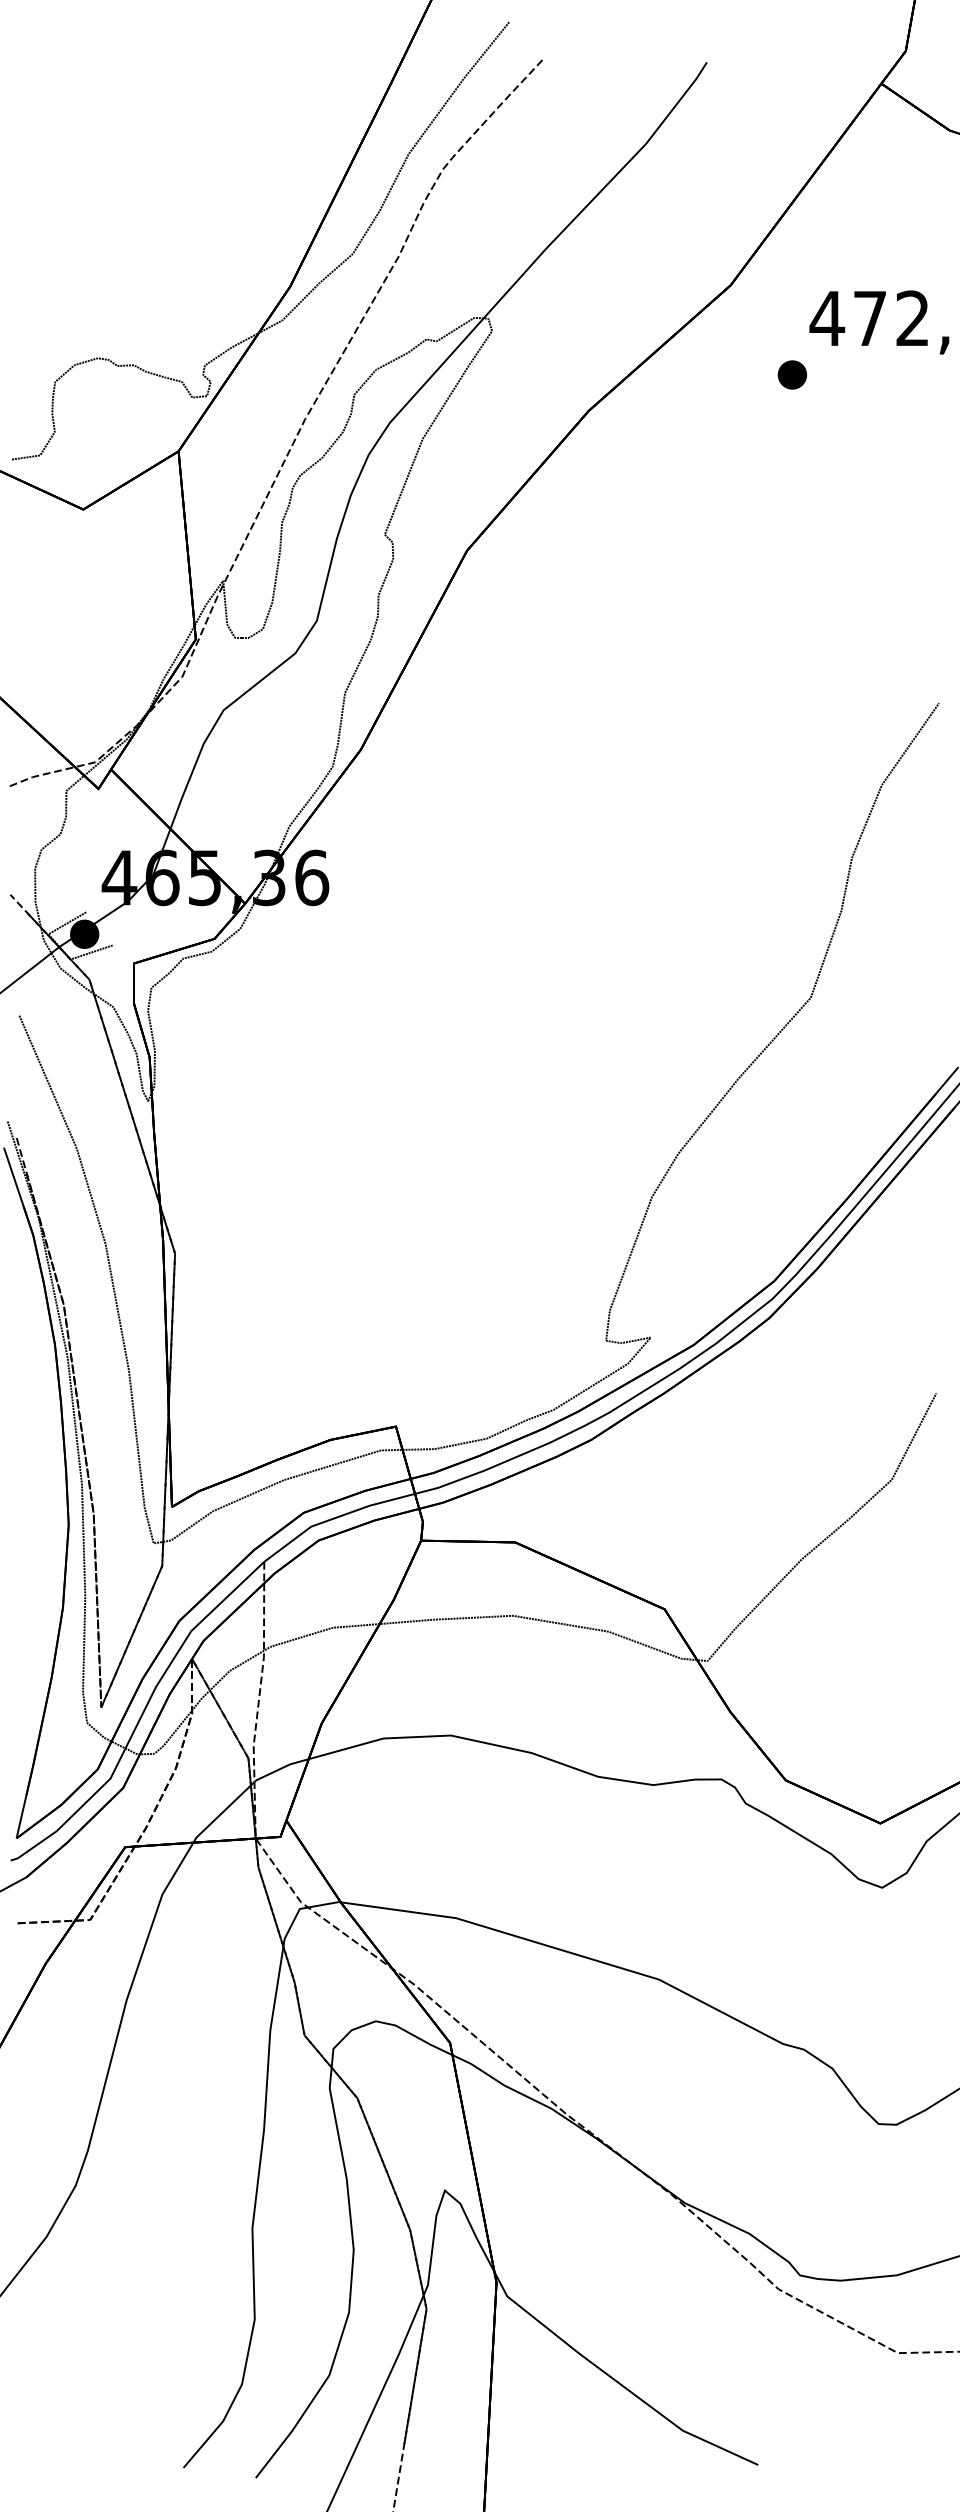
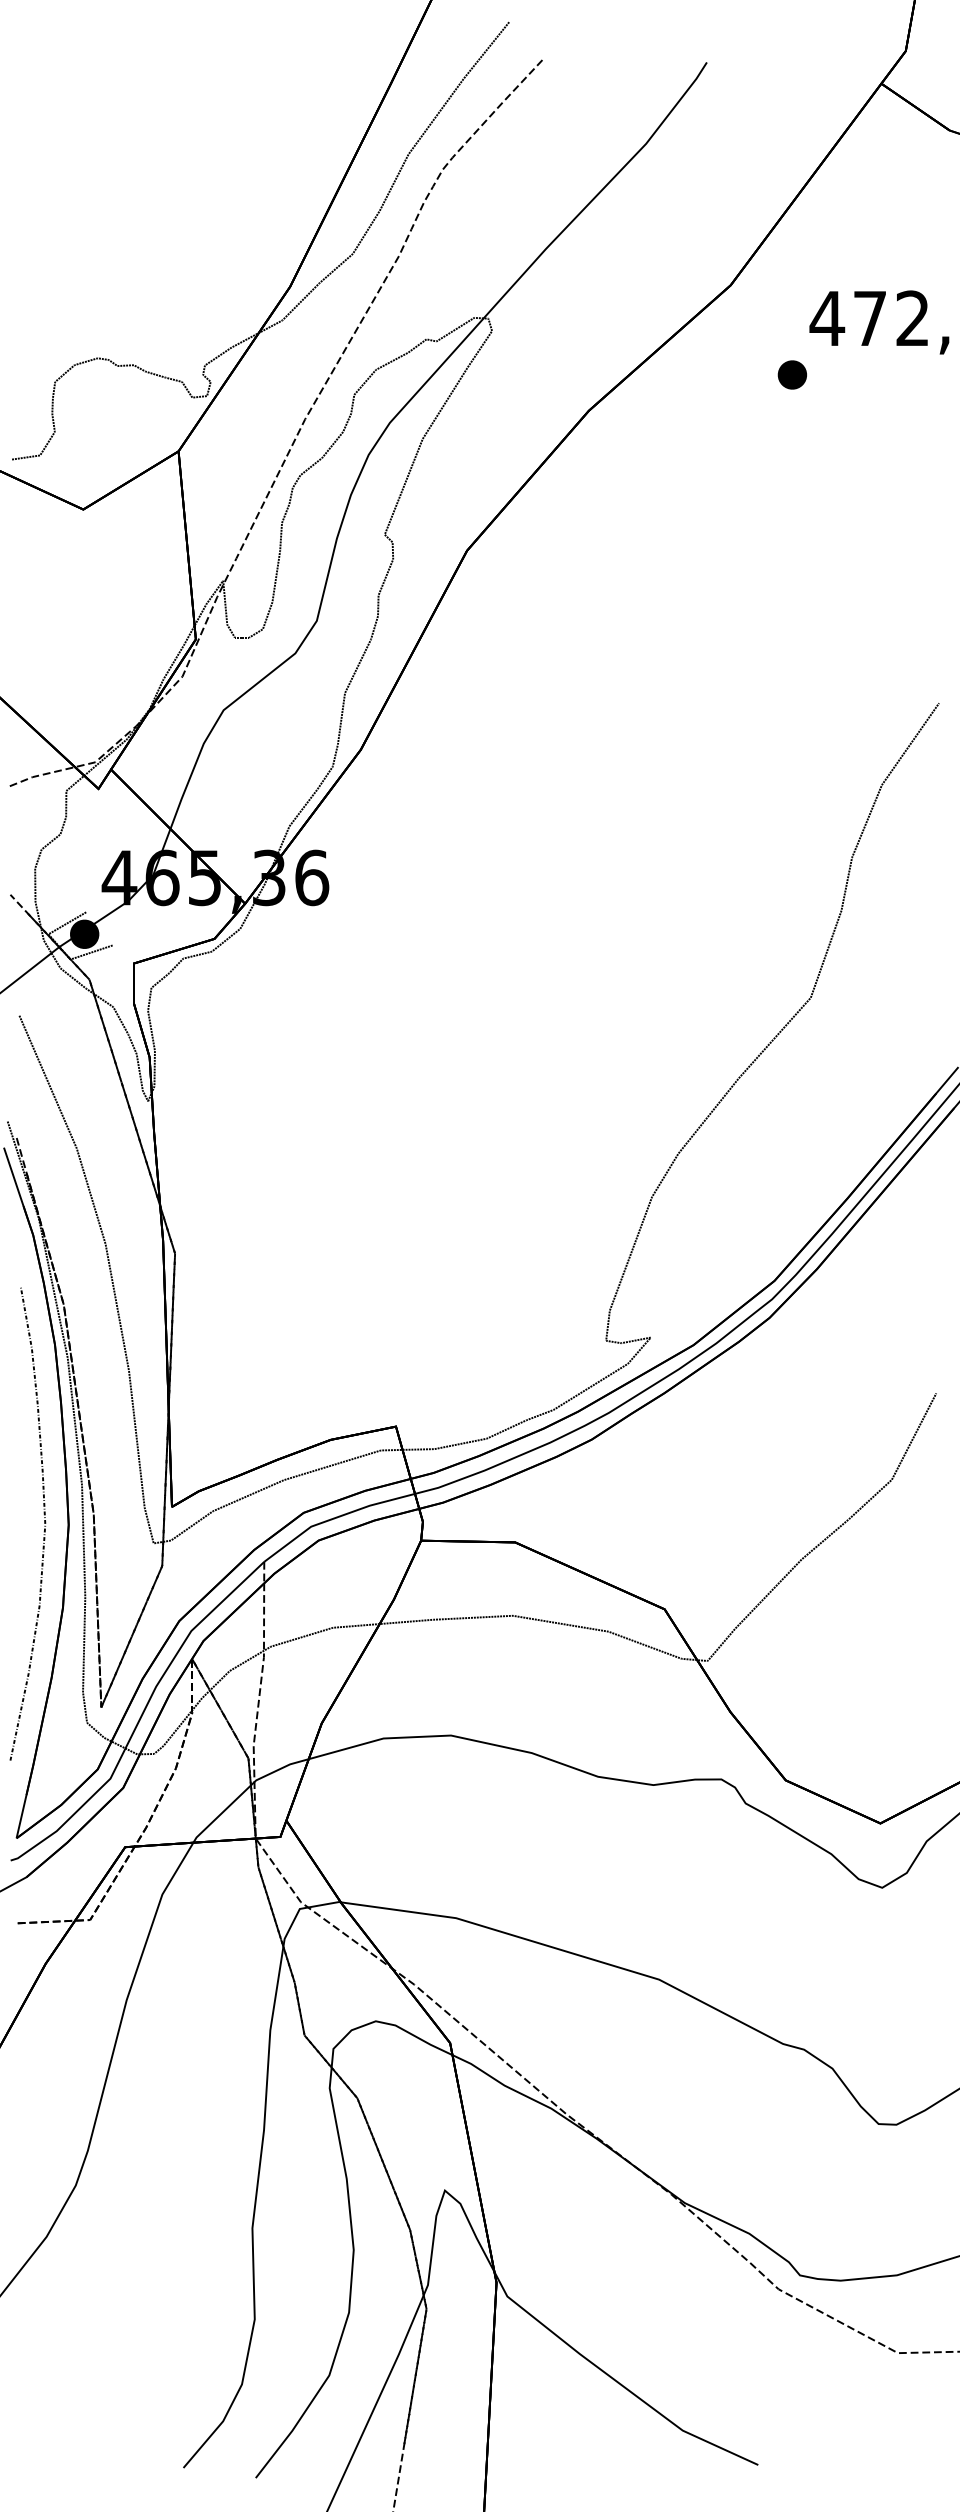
curve: none -> present (44, 1523)
